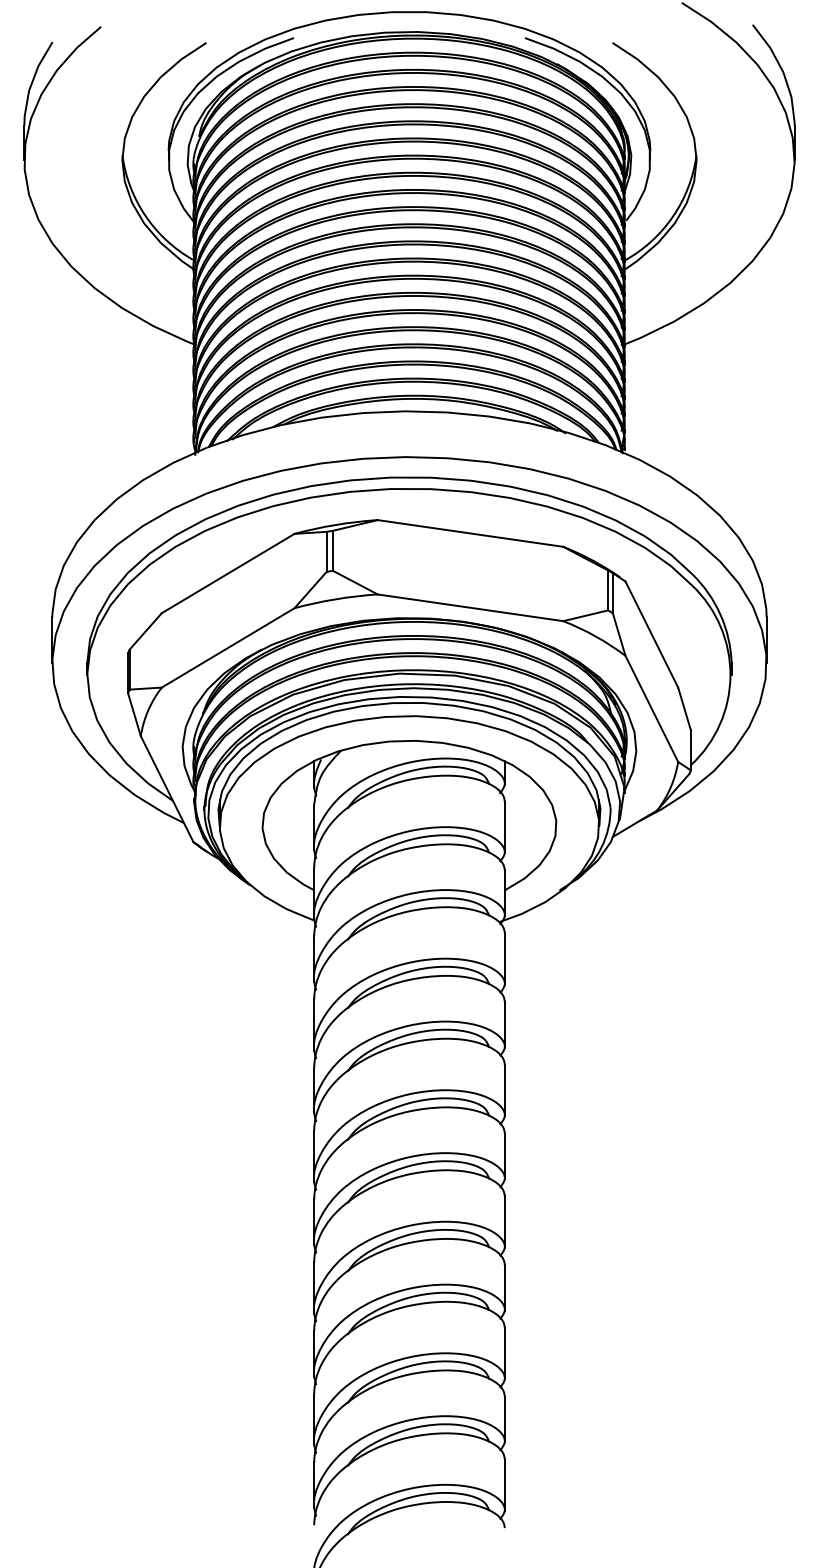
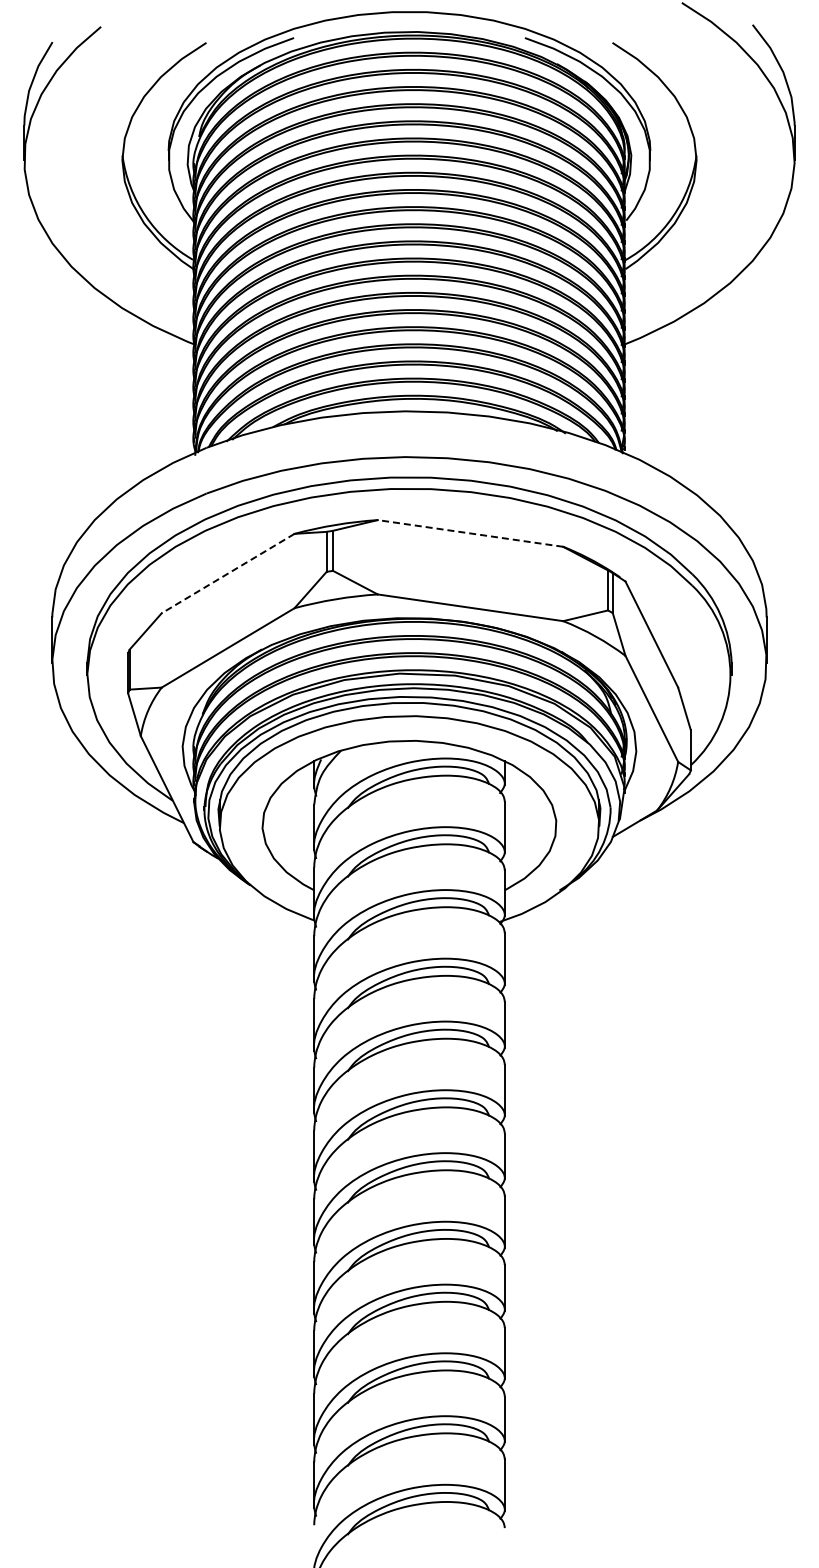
line: solid -> dashed (470, 533)
line: solid -> dashed (227, 573)
